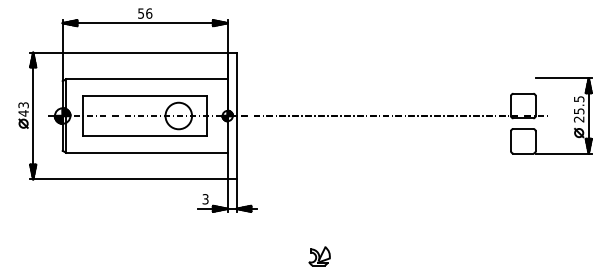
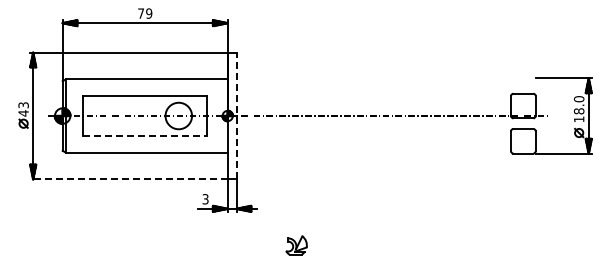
text: 56 -> 79 (145, 13)
text: 25.5 -> 18.0 (578, 109)
line: solid -> dashed (236, 115)
line: solid -> dashed (145, 136)
line: solid -> dashed (129, 179)
part position: (319, 256) -> (296, 245) (296, 245)
